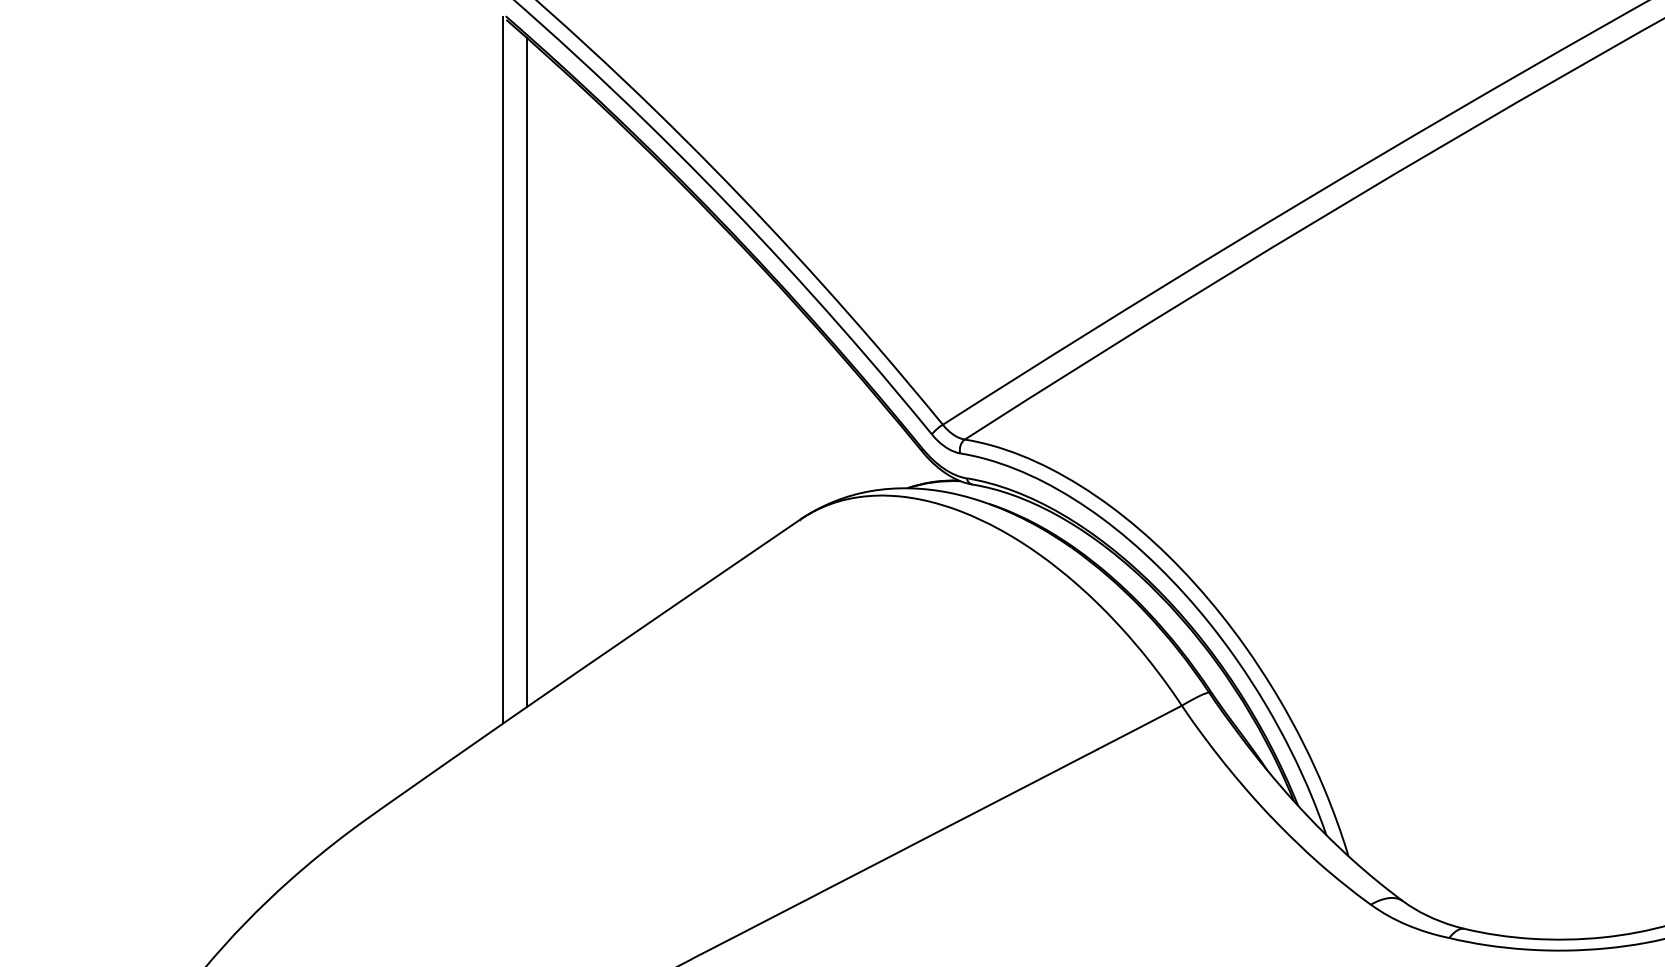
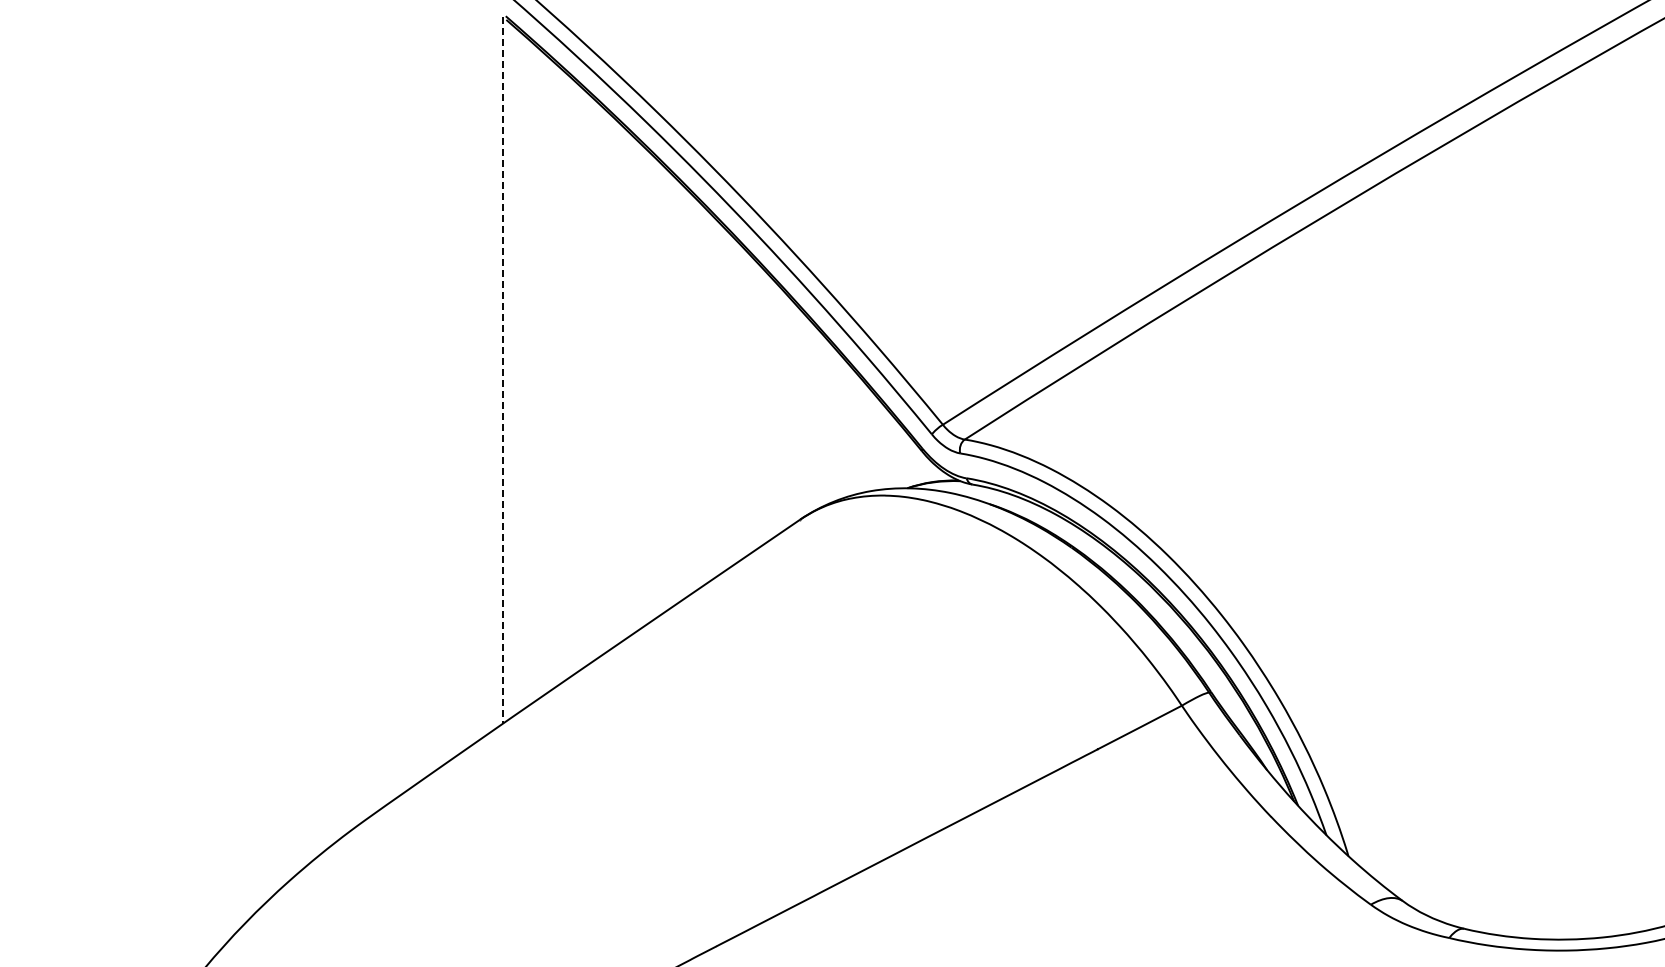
line: solid -> dashed (503, 370)
line: present -> none (527, 372)
